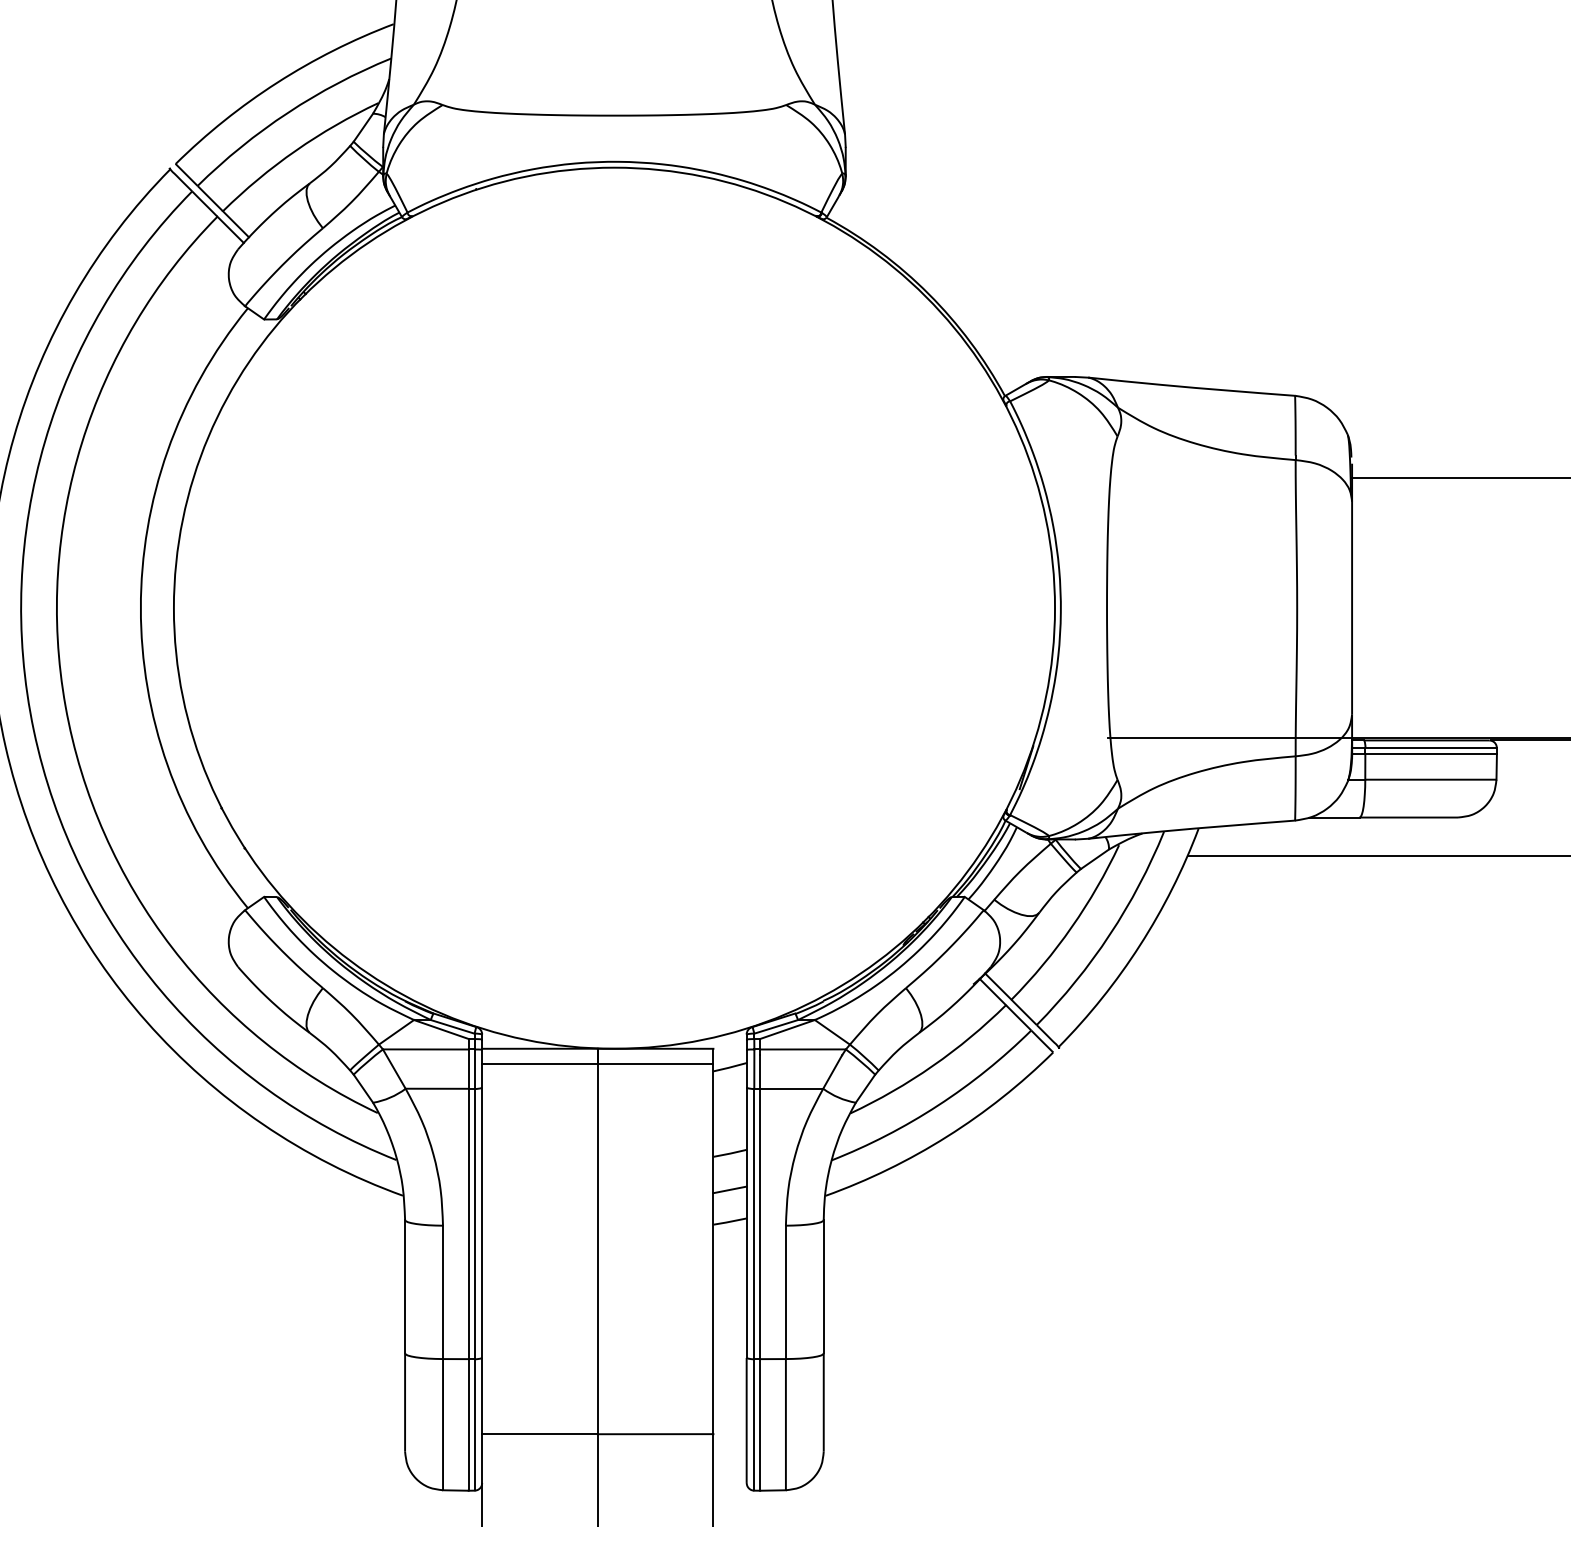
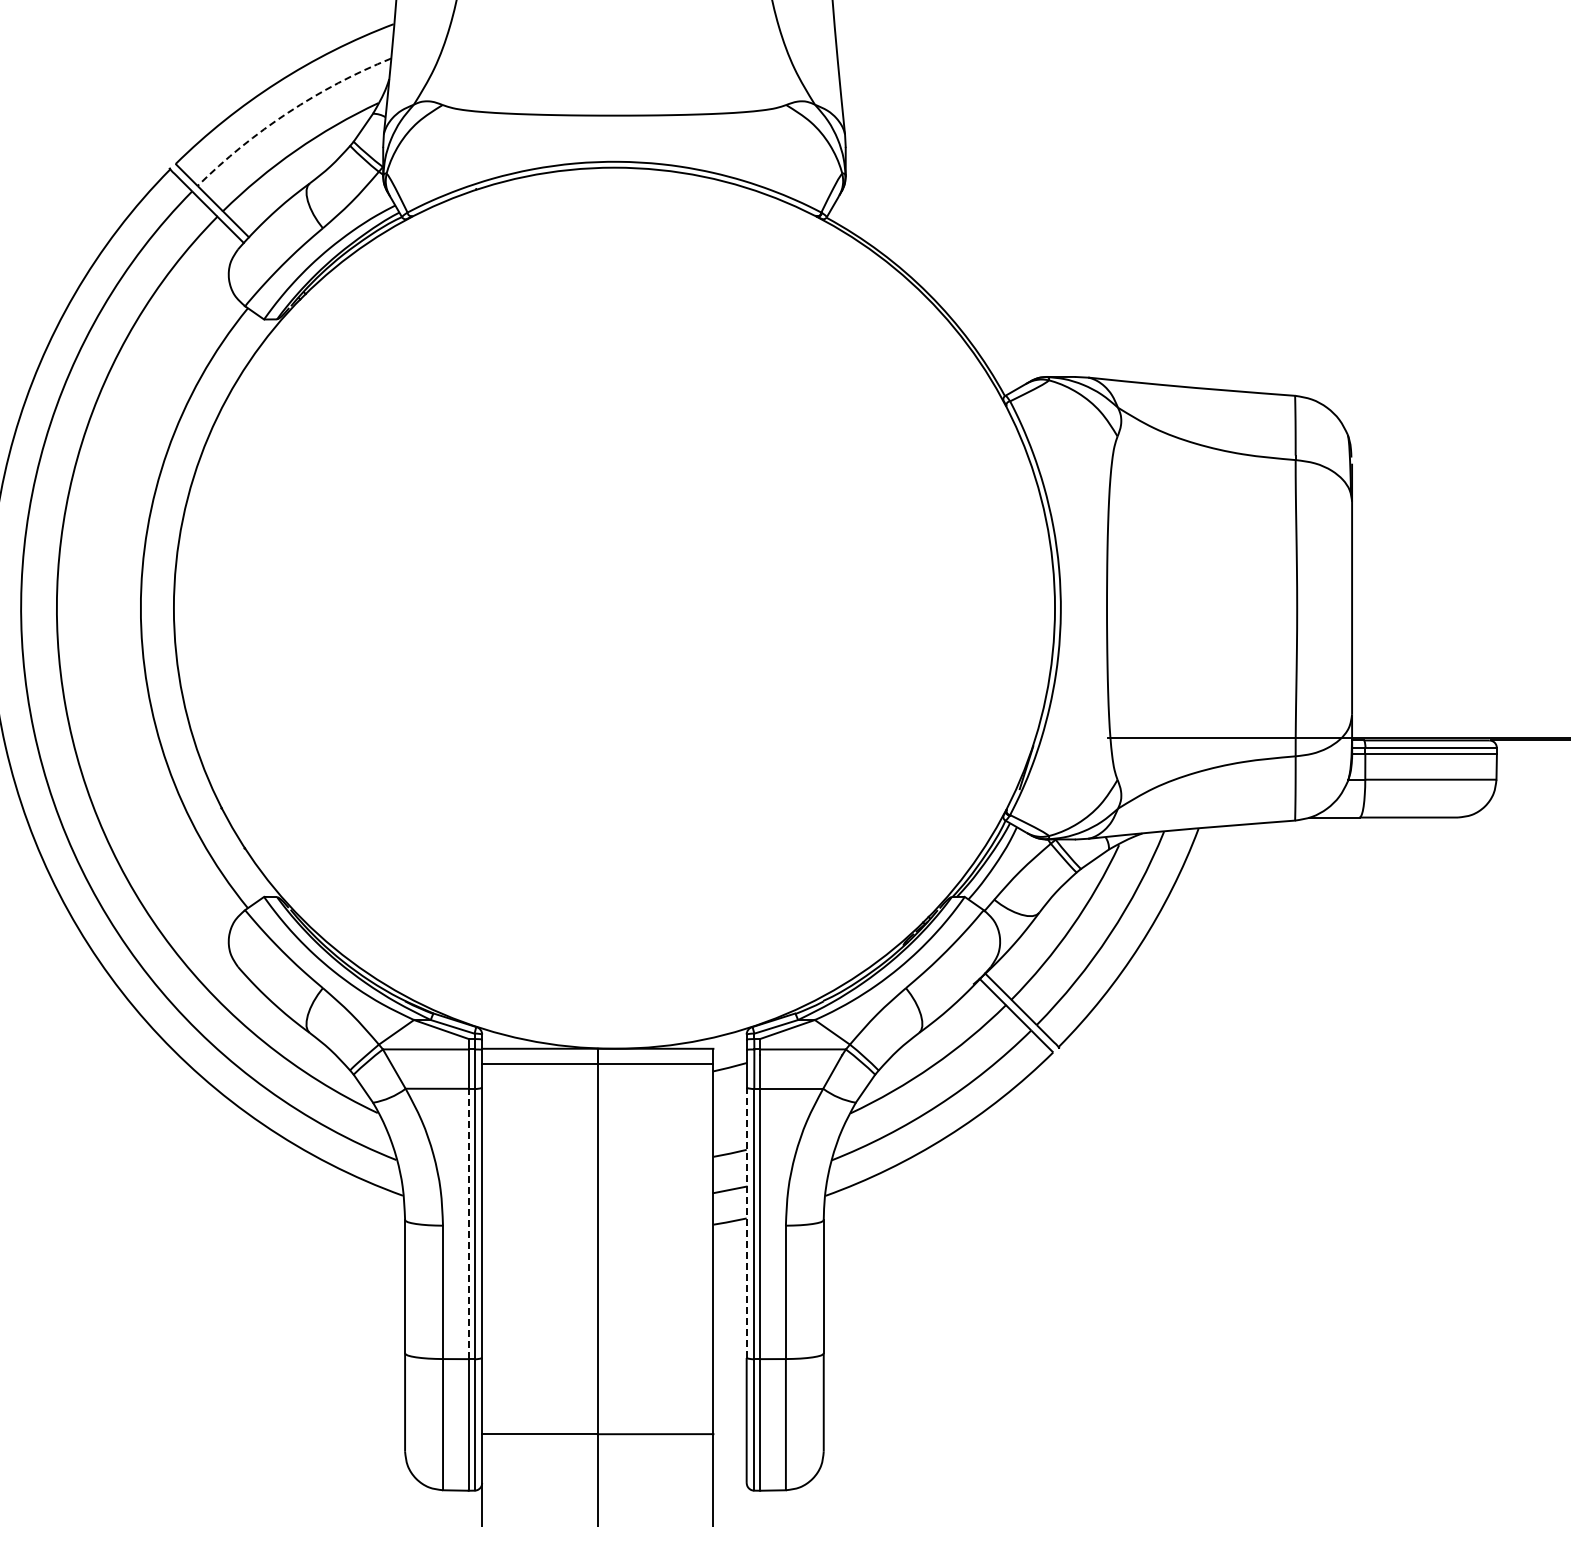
arc: solid -> dashed (288, 112)
line: present -> none (1459, 478)
line: present -> none (1377, 856)
line: solid -> dashed (746, 1222)
line: solid -> dashed (468, 1223)
